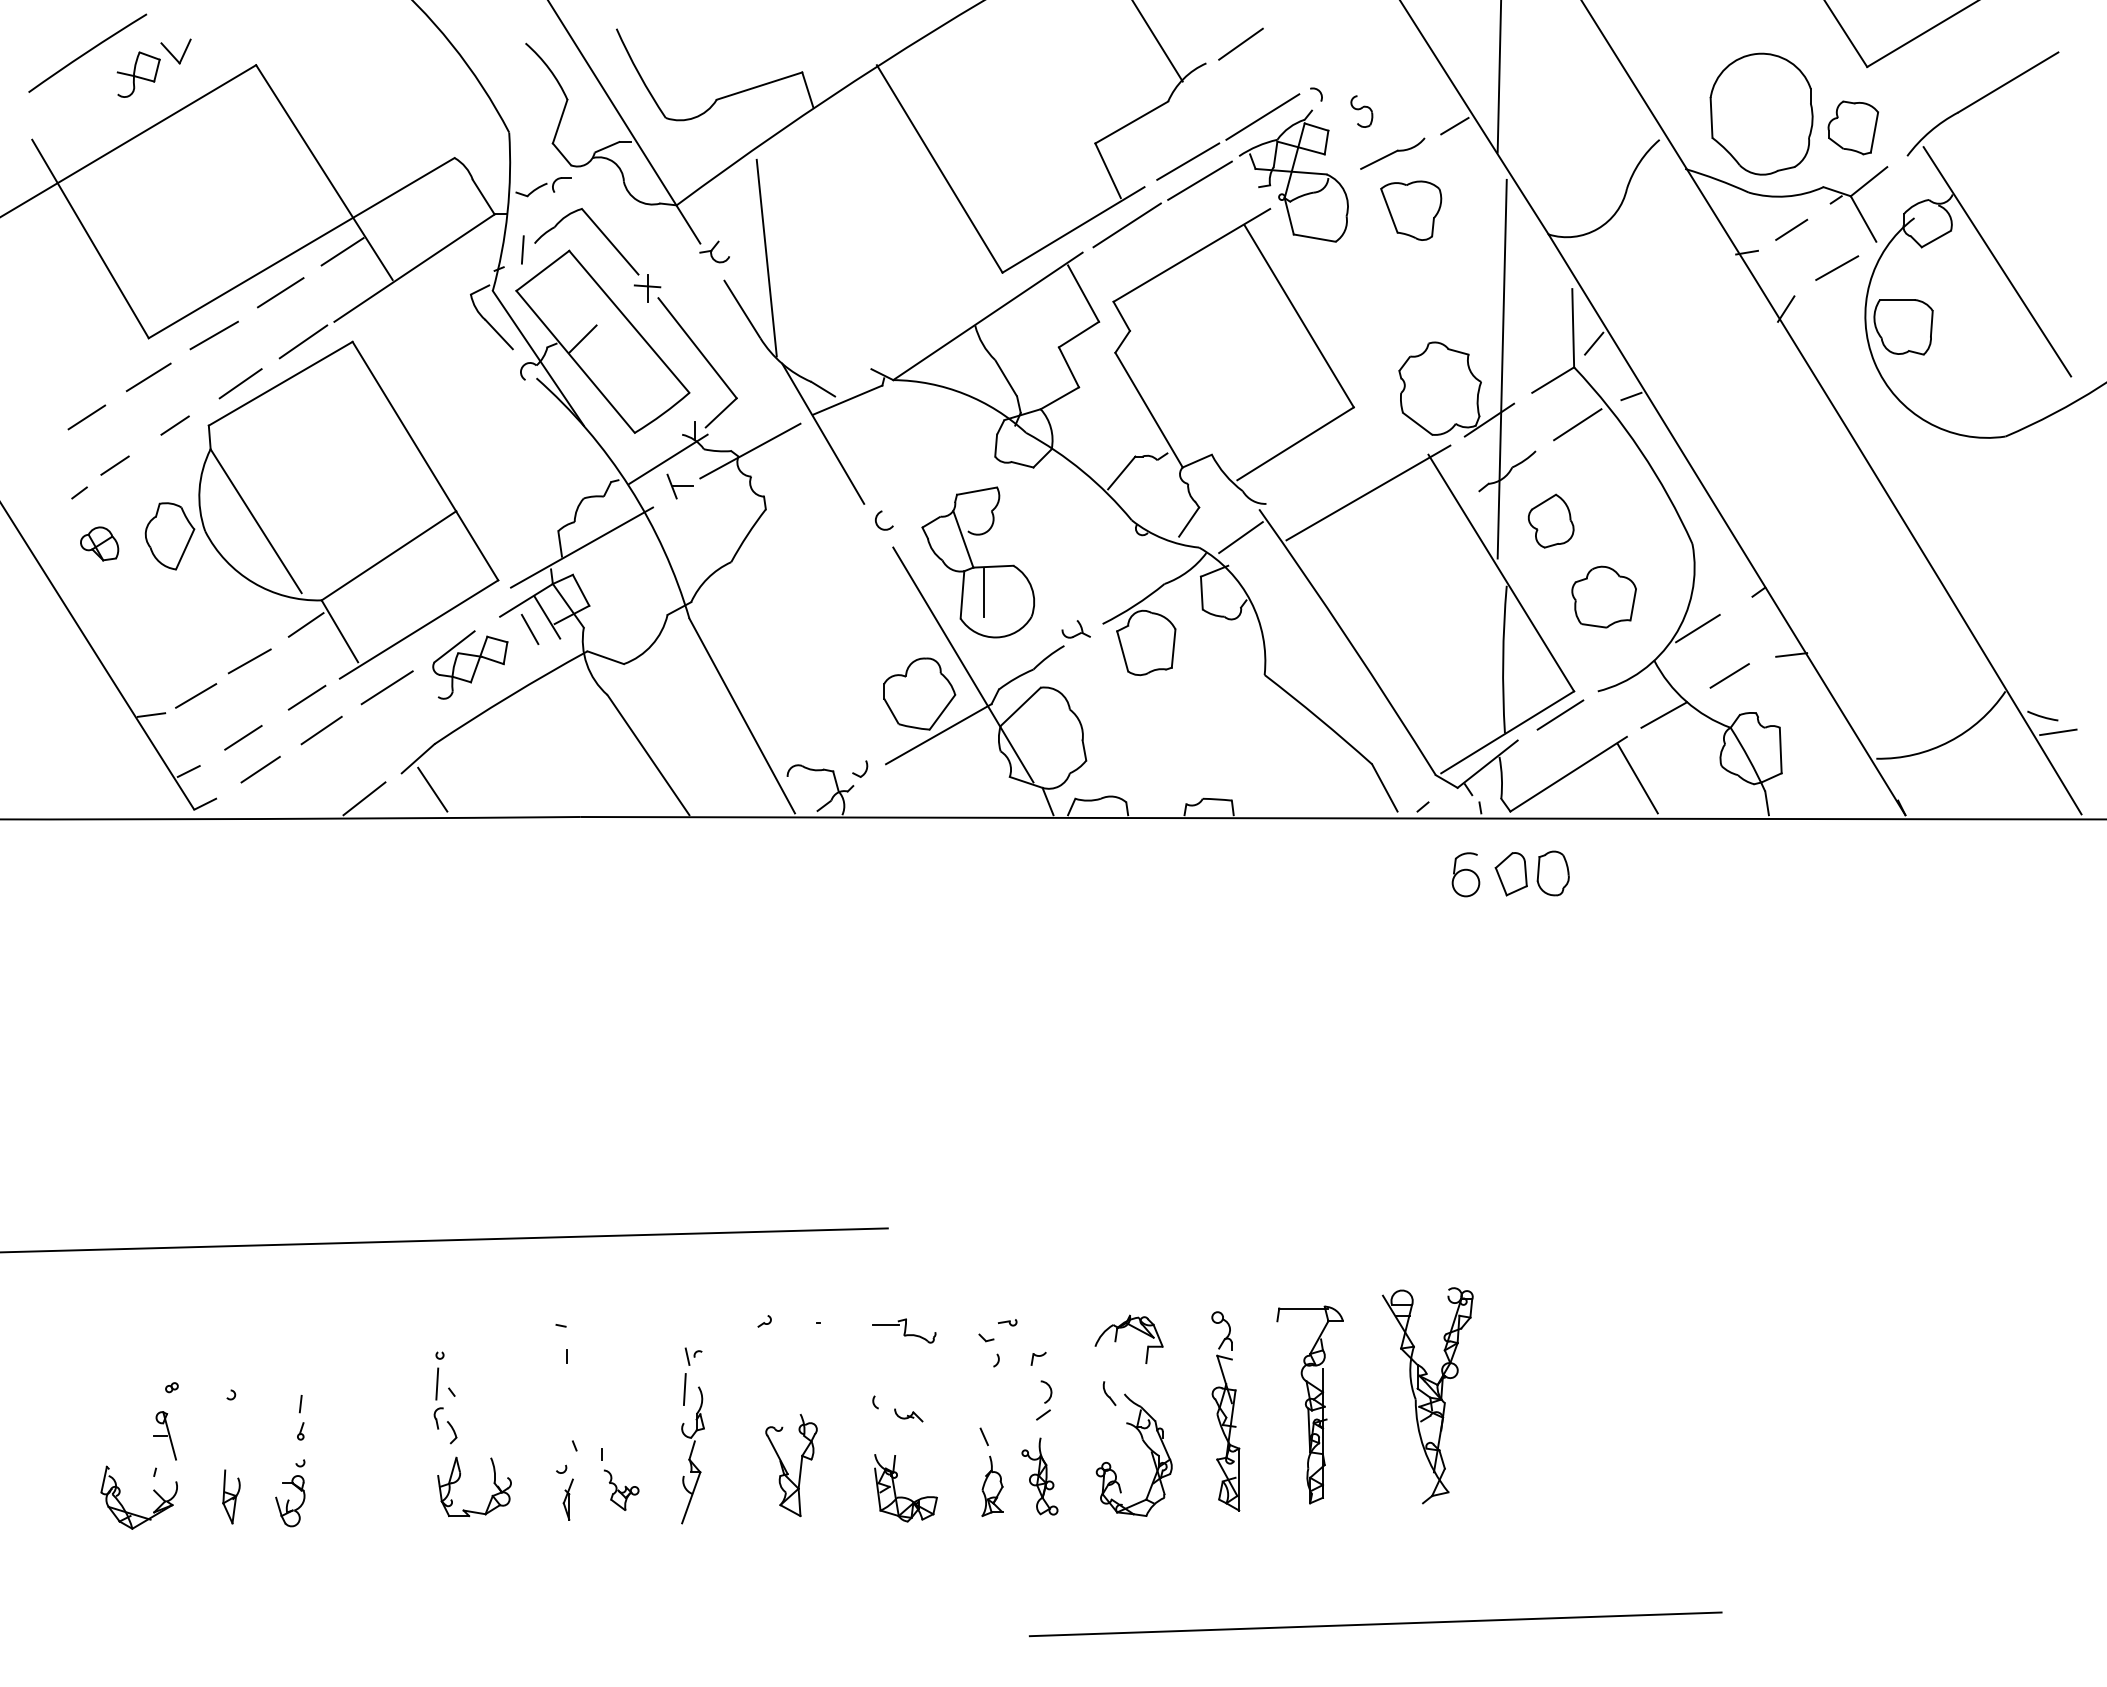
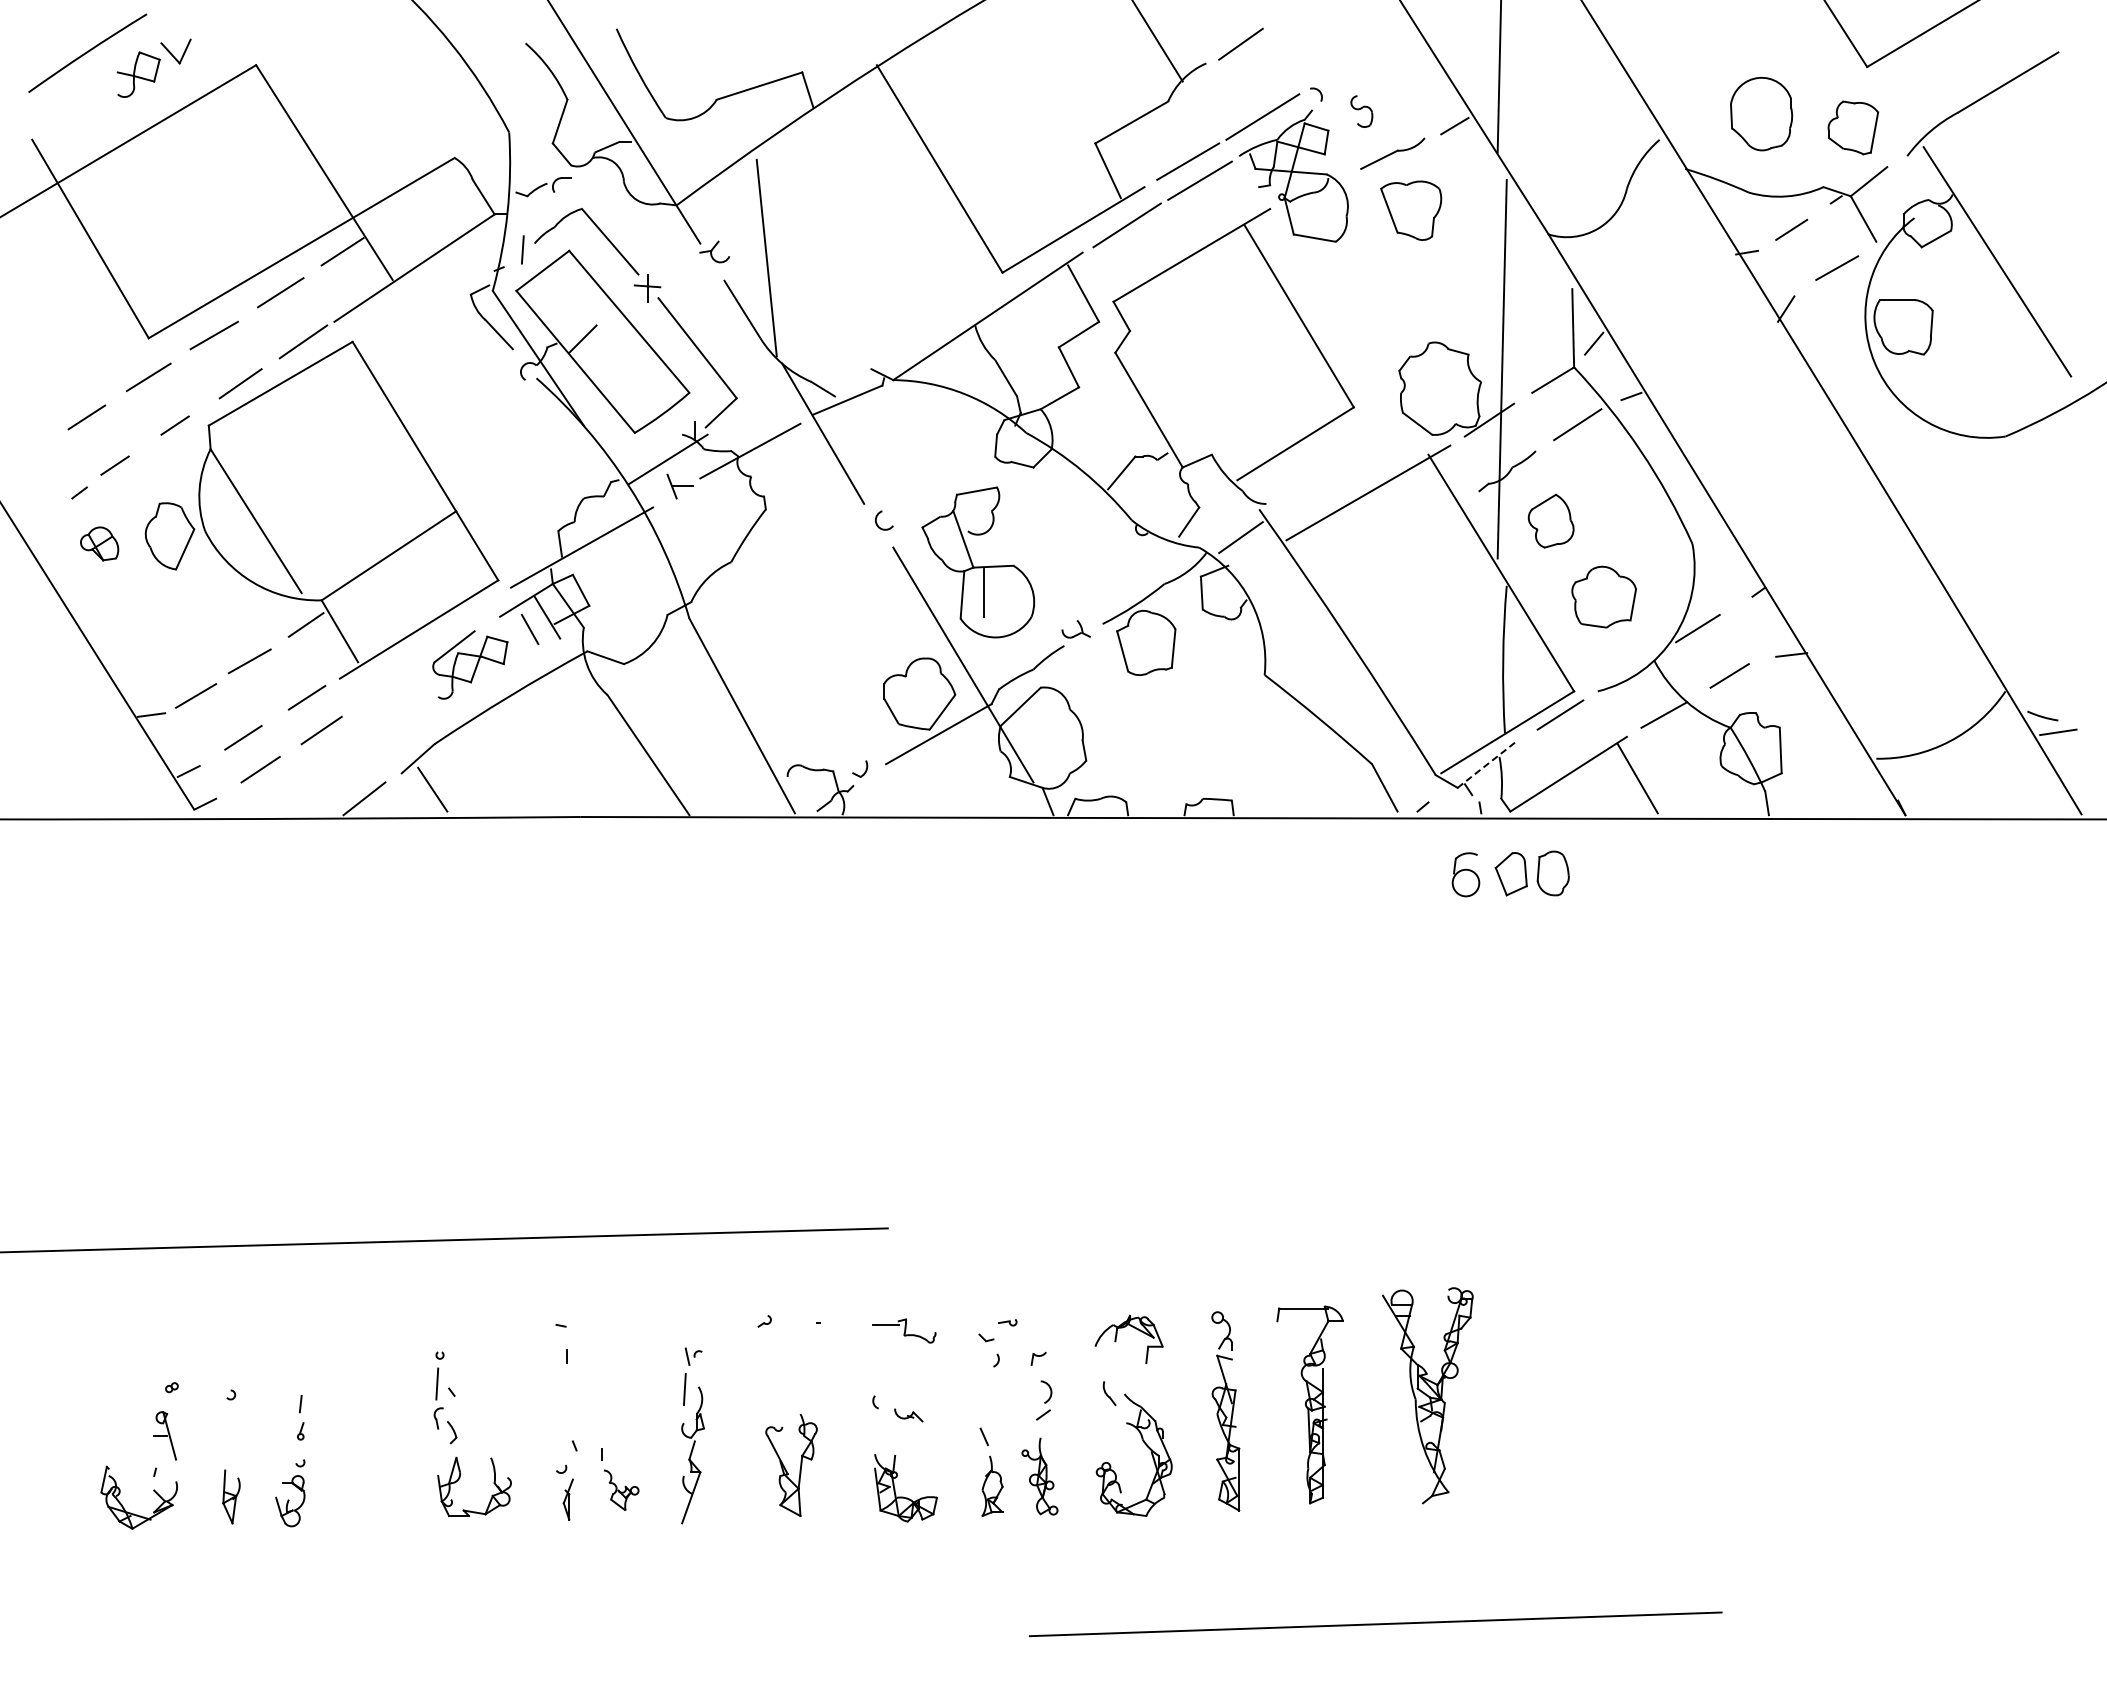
part size: 105x124 px -> 64x76 px (1761, 113)
line: present -> none (386, 687)
line: solid -> dashed (1488, 763)
